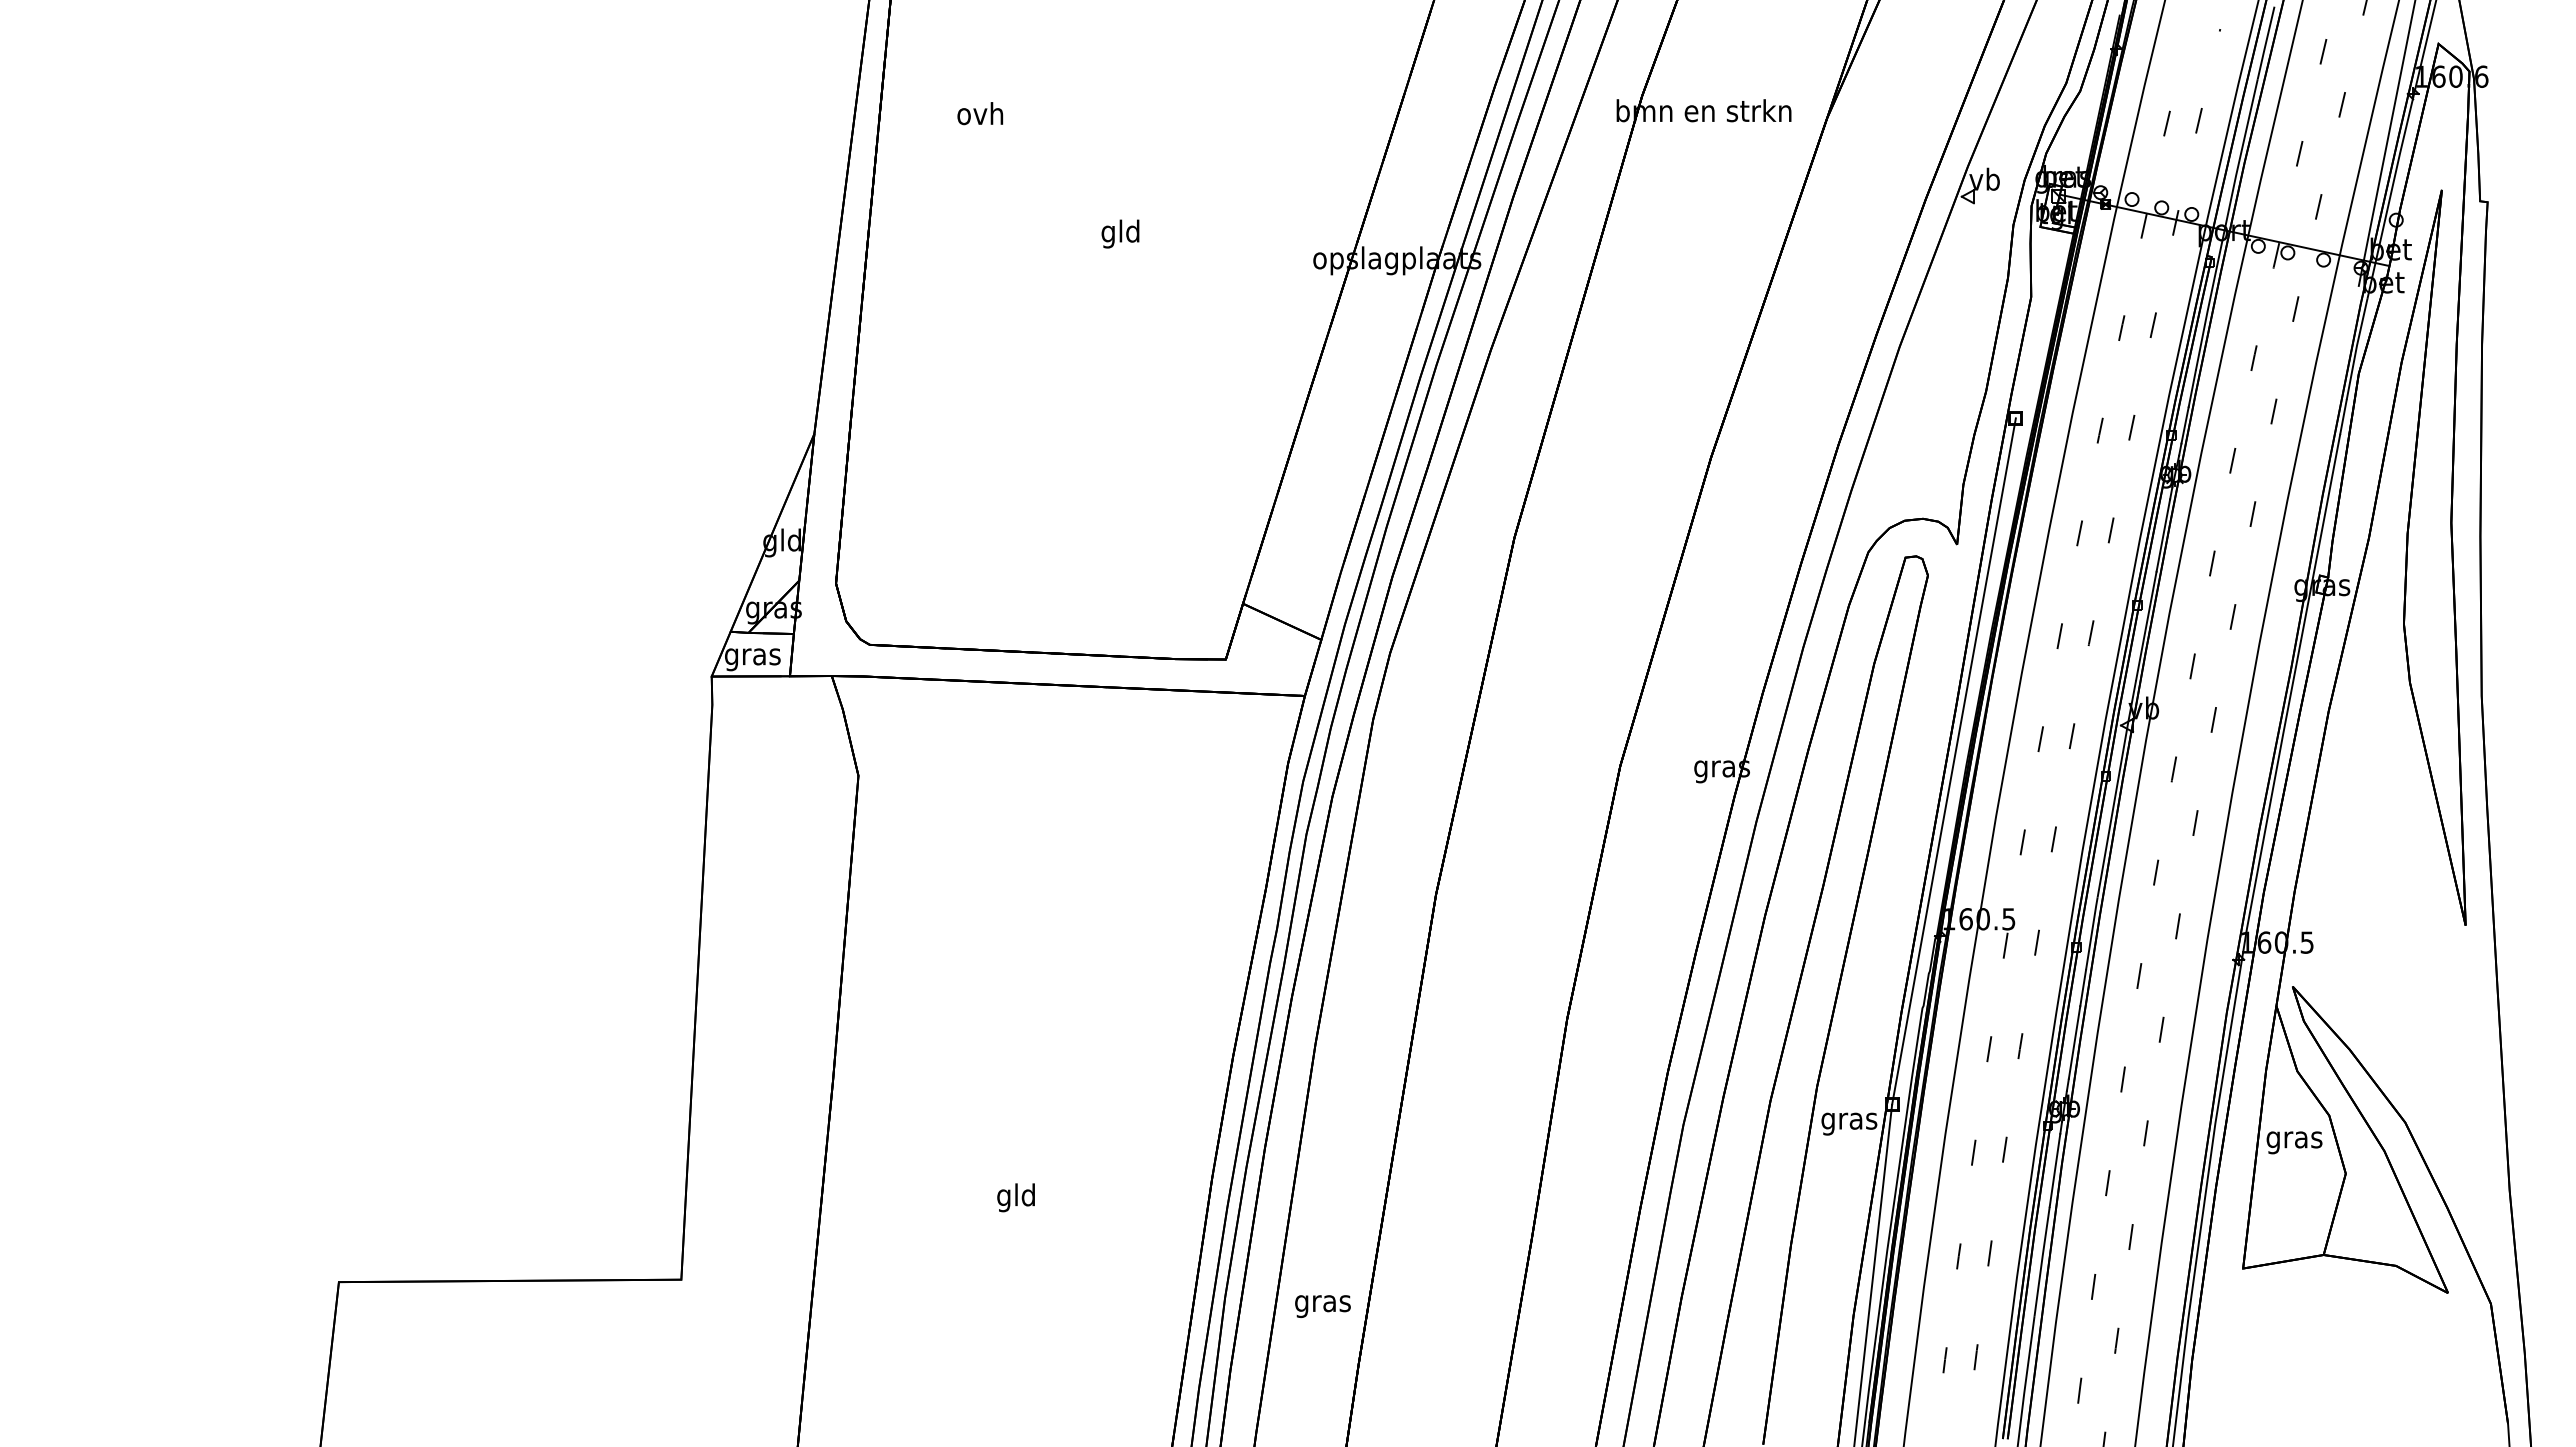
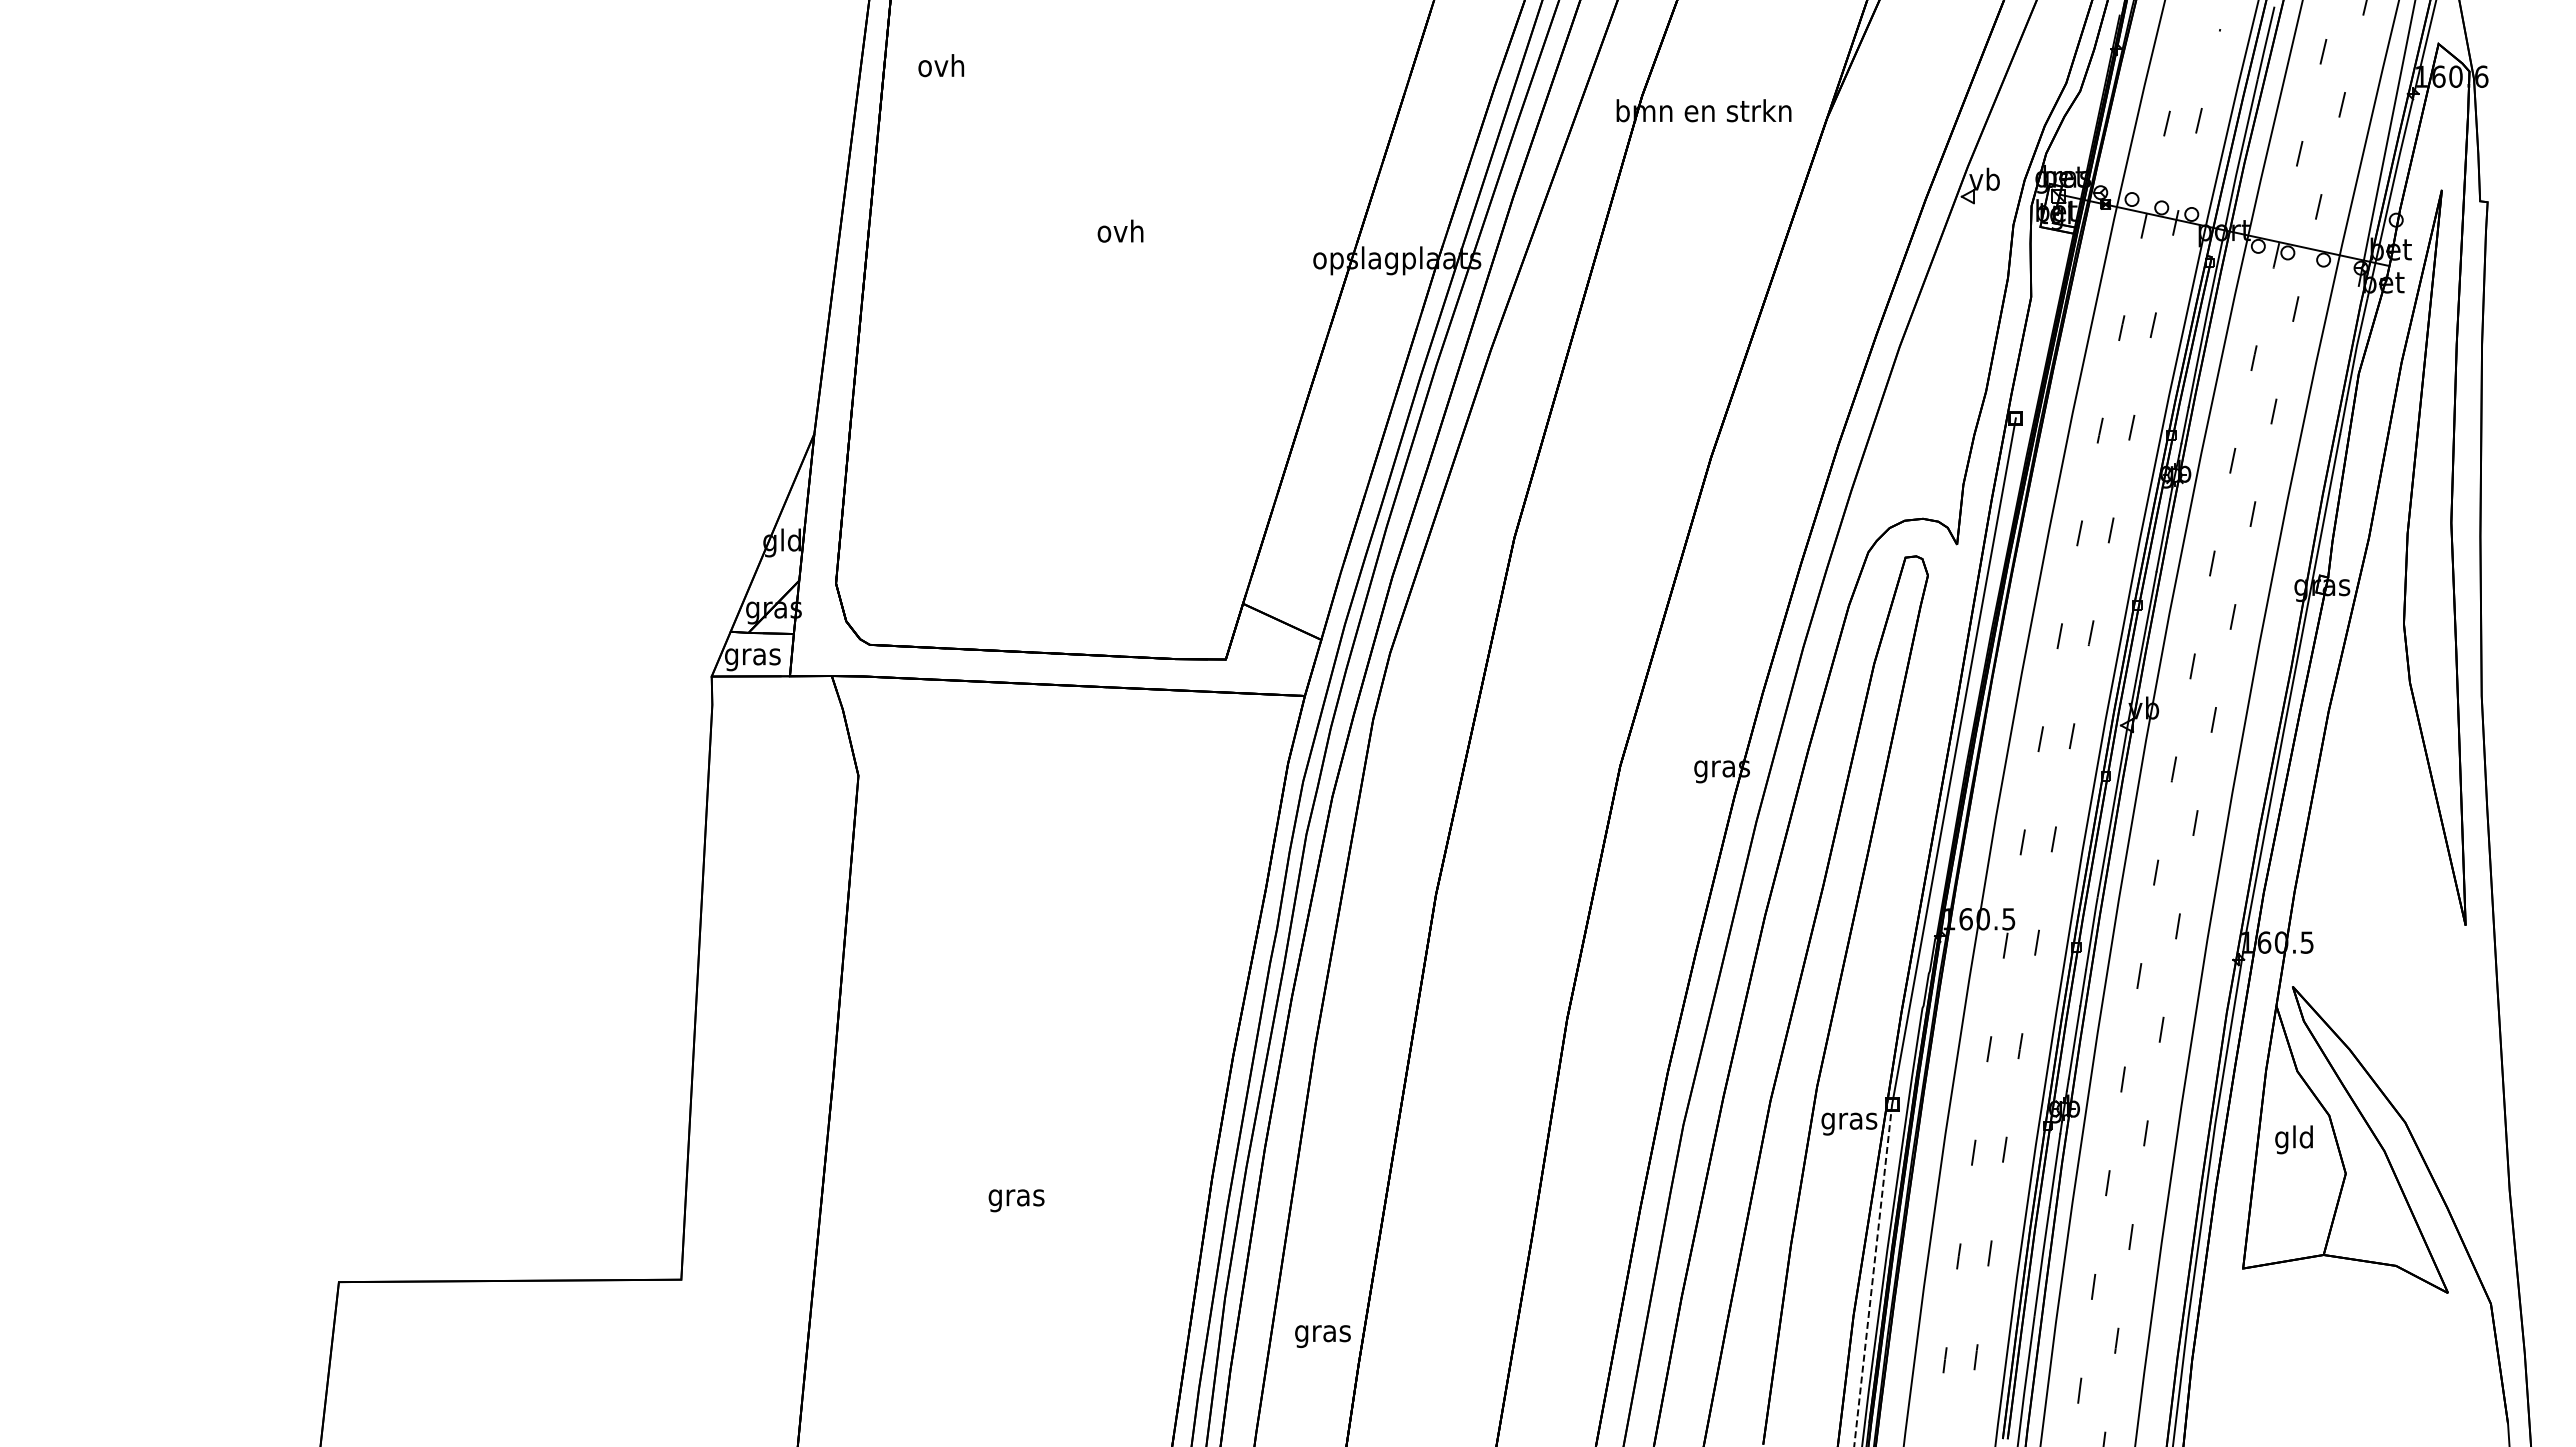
text position: (980, 113) -> (941, 65) (941, 65)
text: gld -> ovh (1120, 233)
text: gras -> gld (2294, 1139)
text: gld -> gras (1016, 1197)
line: solid -> dashed (1873, 1275)
text position: (1322, 1306) -> (1322, 1336) (1322, 1336)
